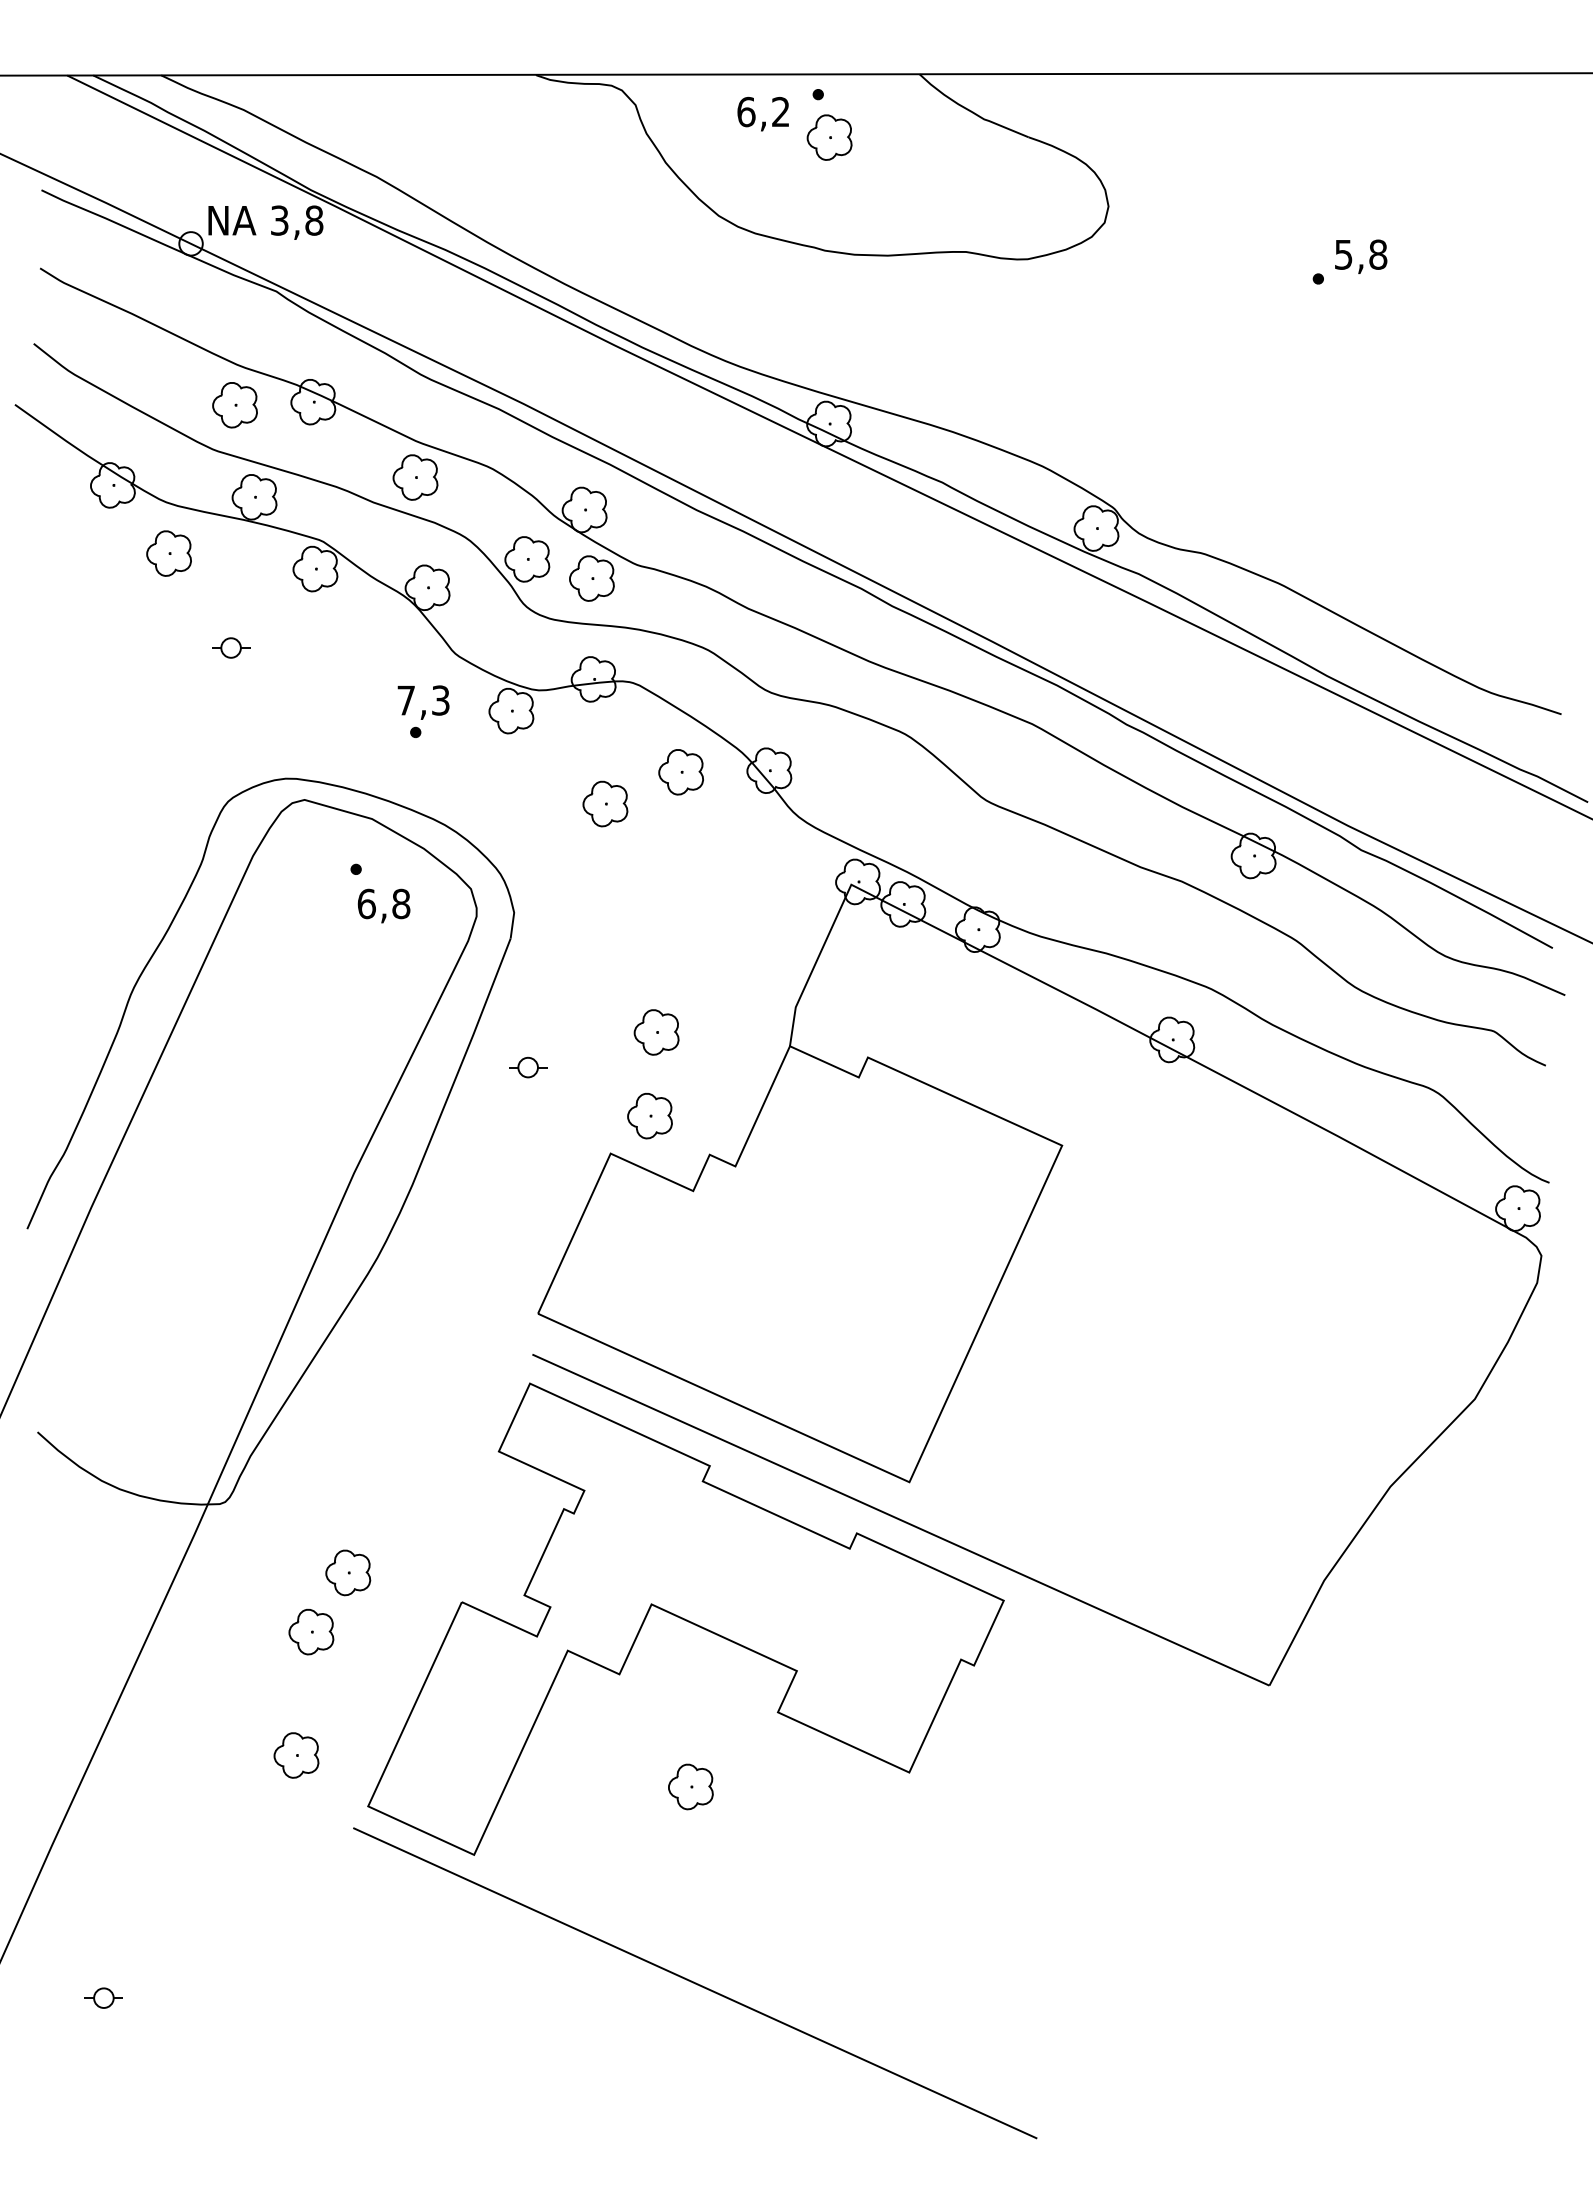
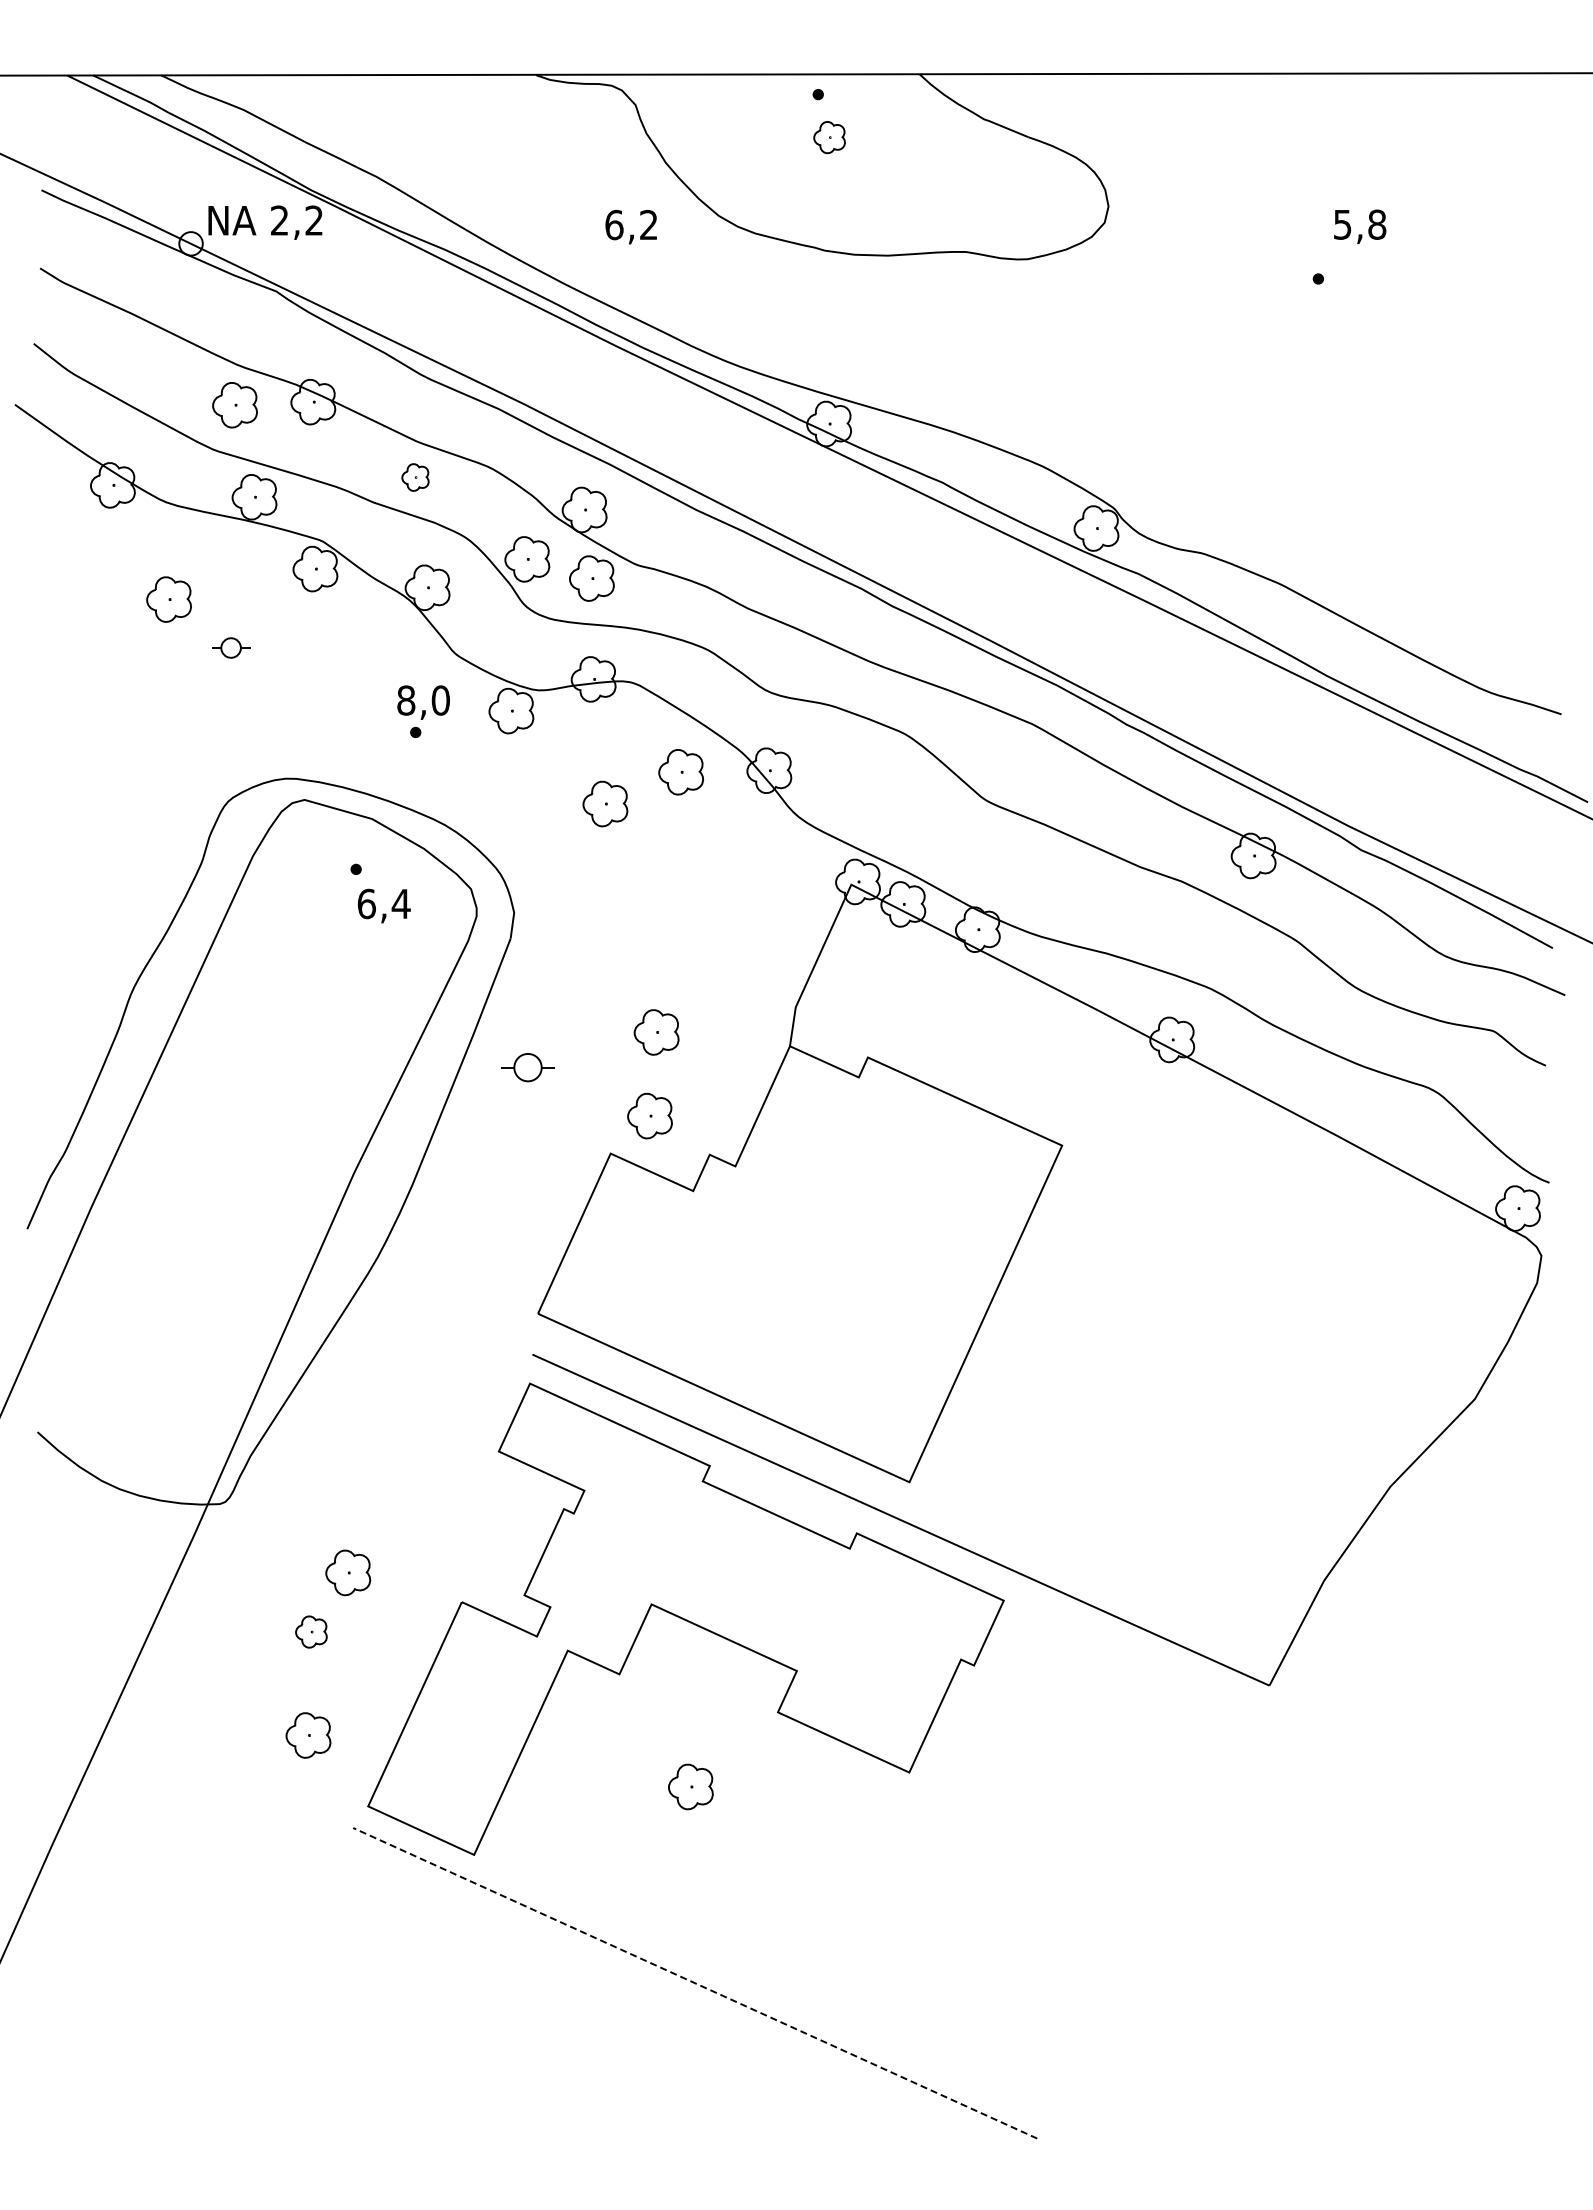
text position: (762, 114) -> (630, 227) (630, 227)
part size: 47x47 px -> 33x34 px (829, 137)
text: 3,8 -> 2,2 (297, 220)
text position: (1361, 256) -> (1360, 226) (1360, 226)
part size: 47x47 px -> 29x29 px (415, 477)
part position: (168, 553) -> (168, 599) (168, 599)
text: 7,3 -> 8,0 (423, 700)
text: 6,8 -> 6,4 (400, 903)
part size: 39x23 px -> 54x30 px (527, 1067)
part size: 47x48 px -> 33x34 px (311, 1631)
part position: (296, 1755) -> (308, 1735) (308, 1735)
line: solid -> dashed (695, 1983)
part: present -> none (103, 1997)
